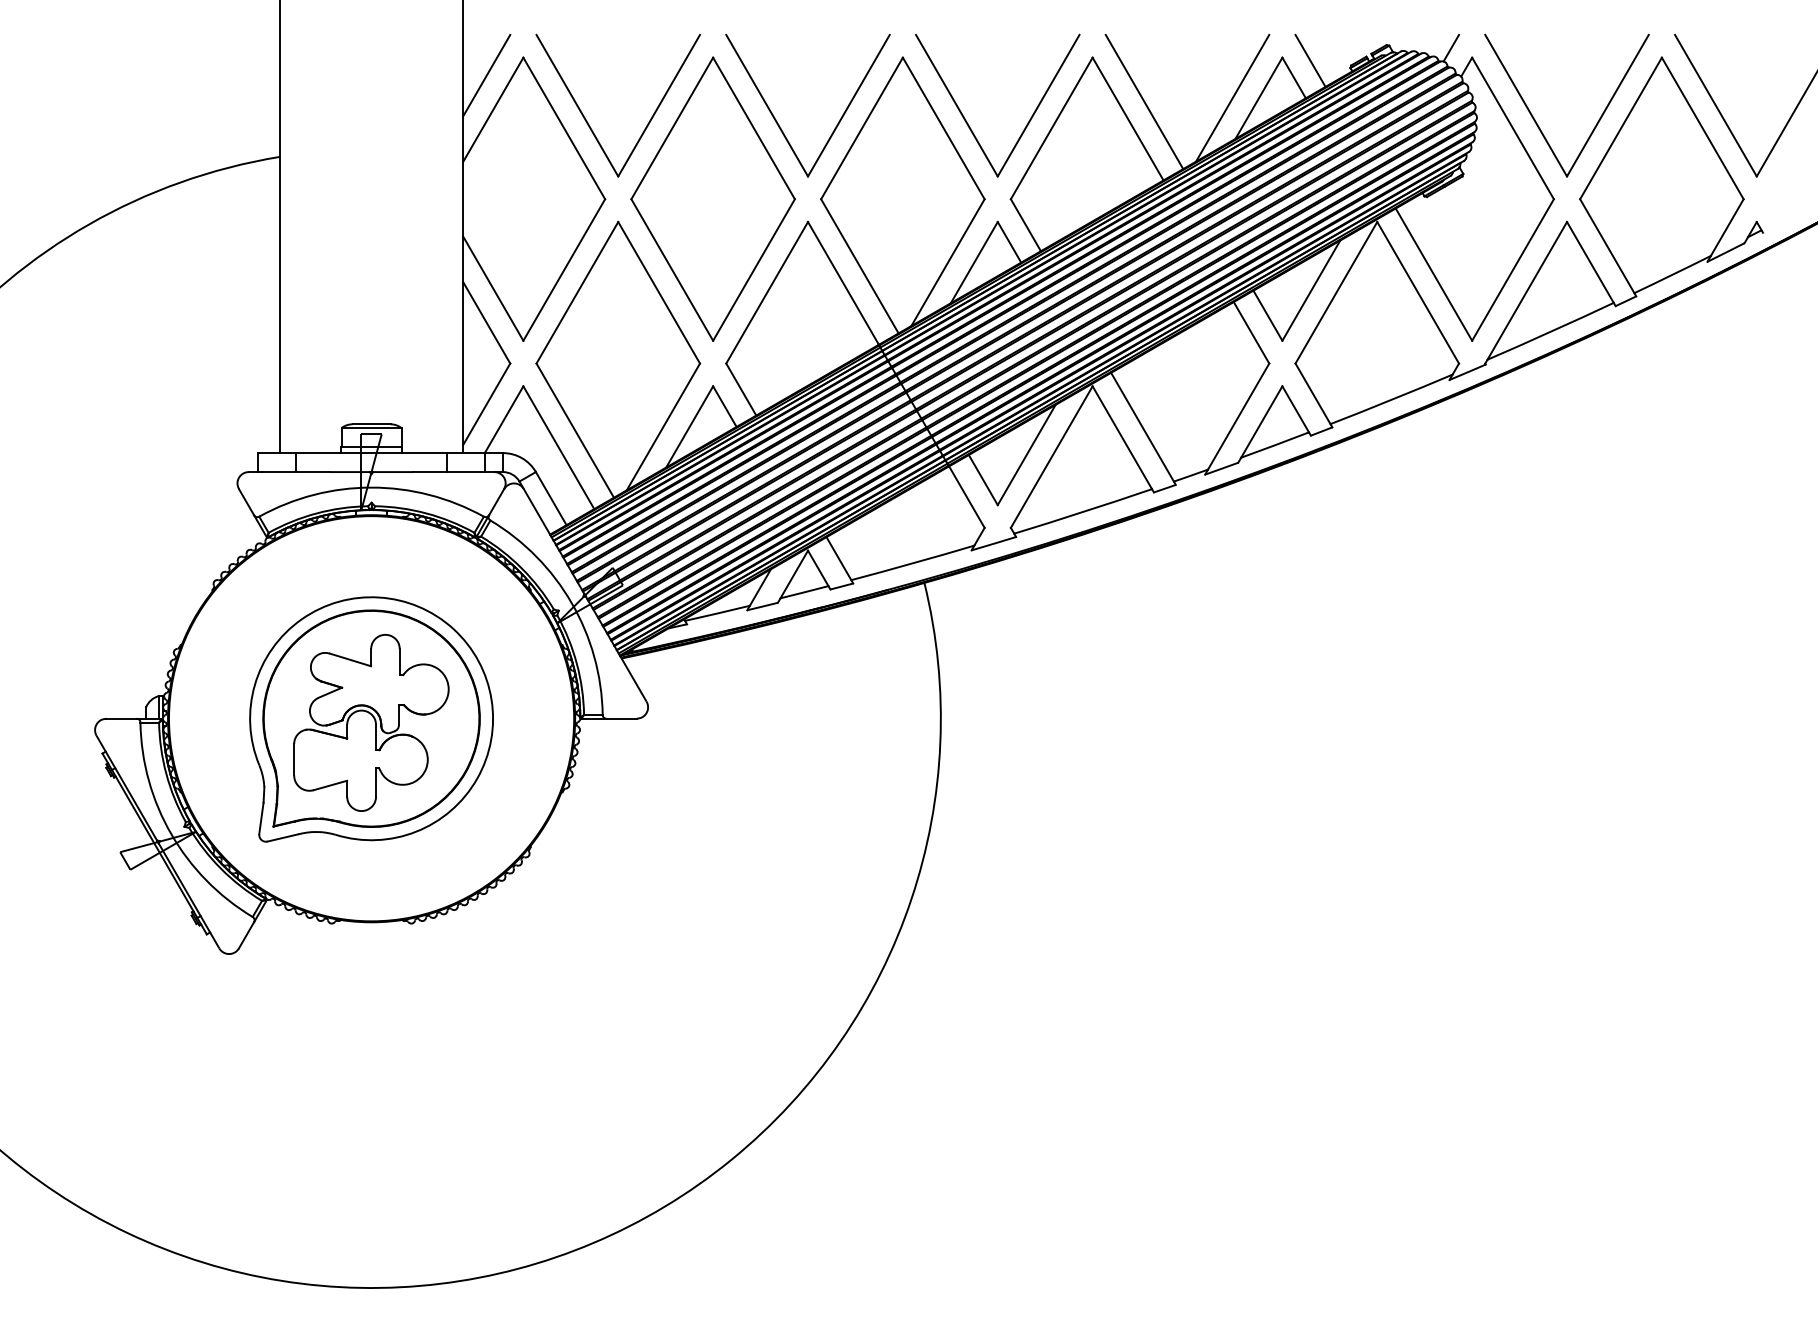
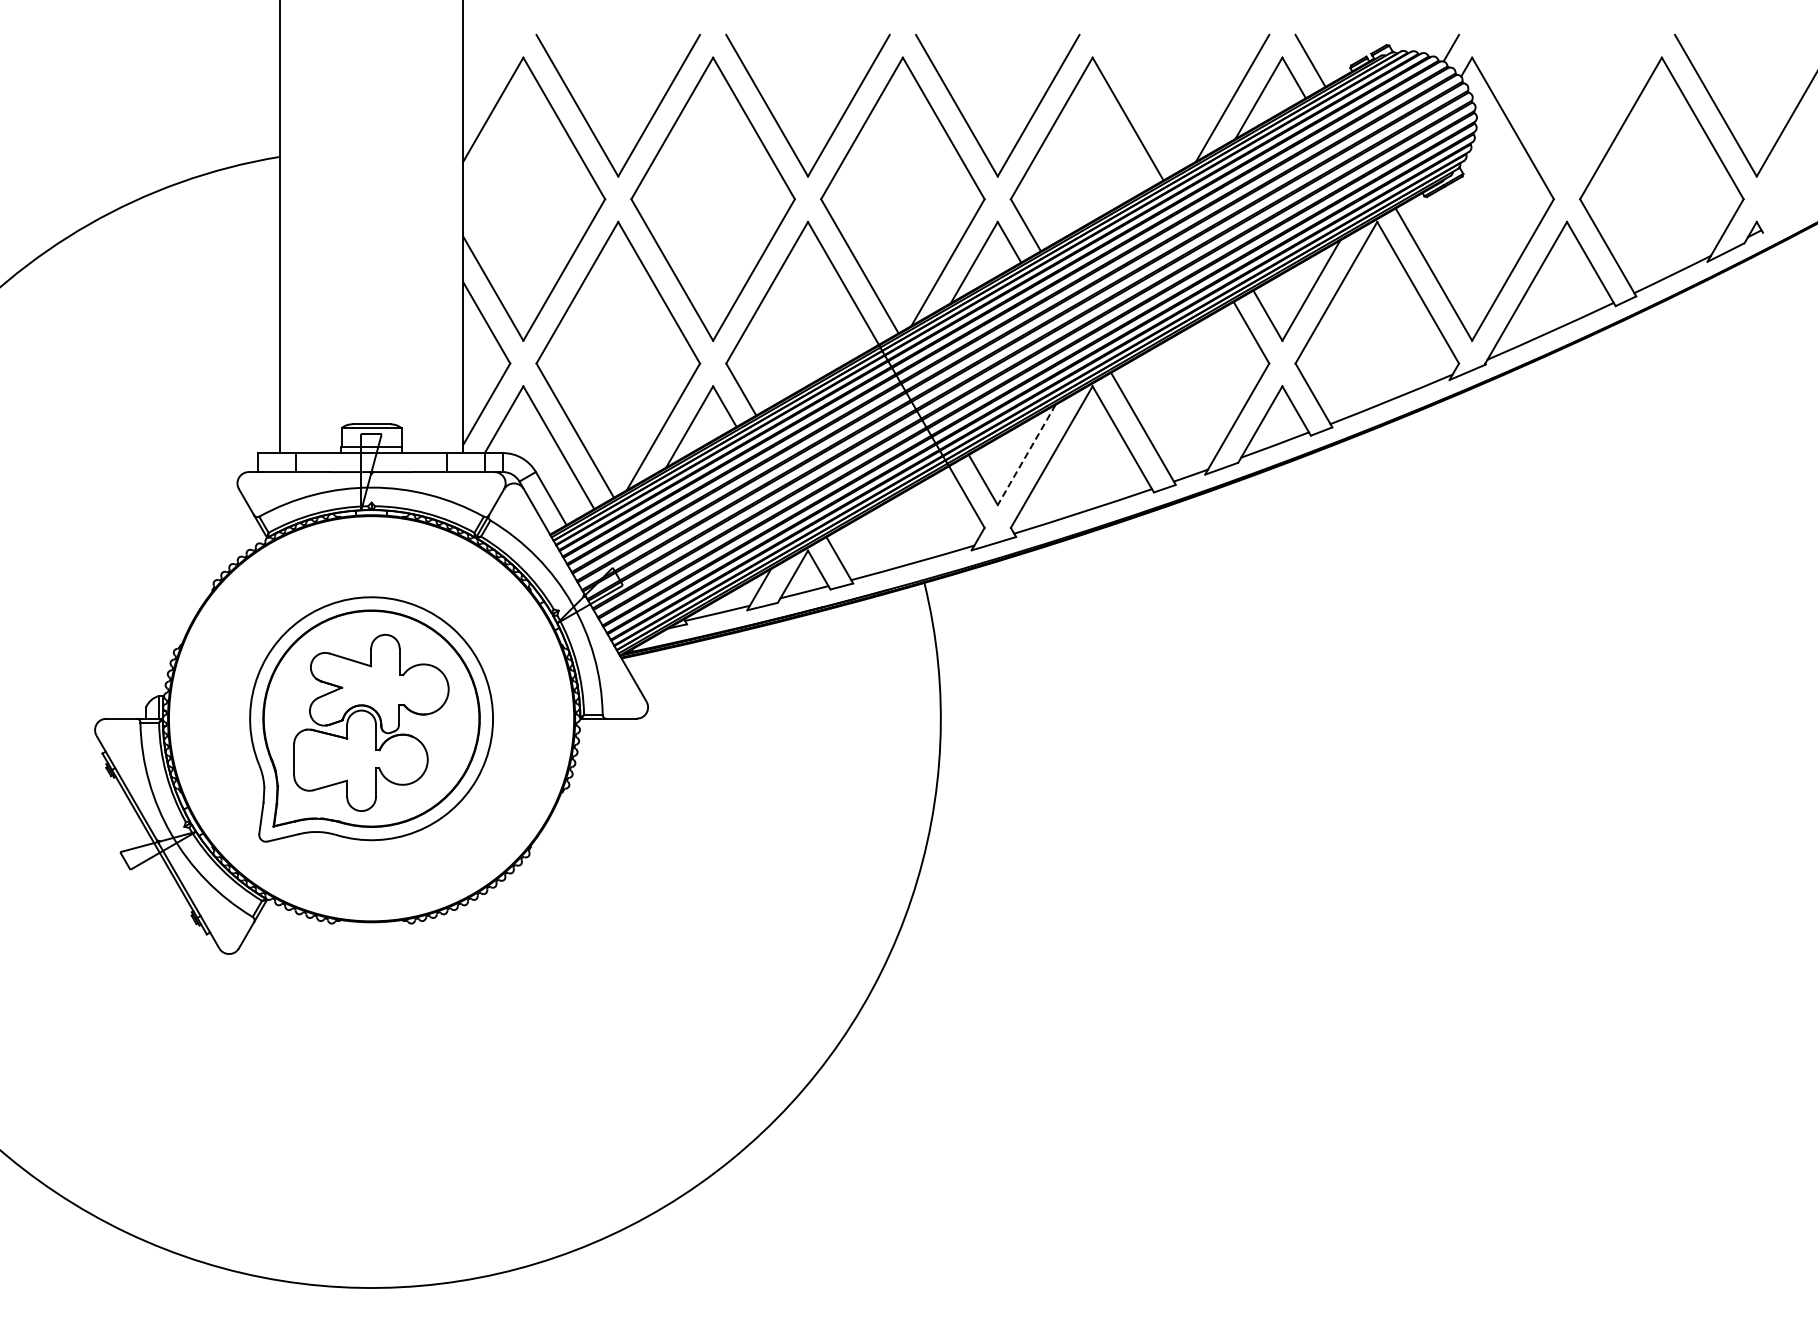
line: present -> none (486, 75)
line: present -> none (1144, 101)
part: present -> none (1538, 124)
line: solid -> dashed (1026, 455)
